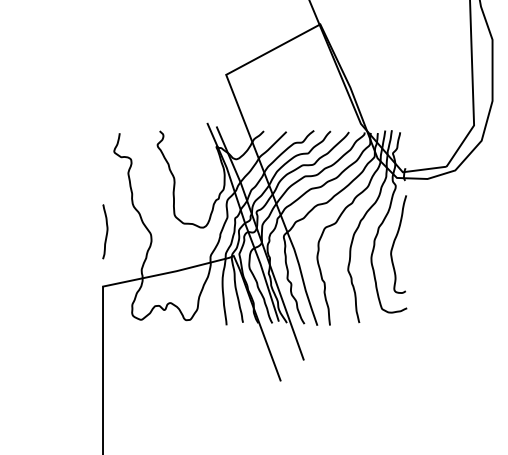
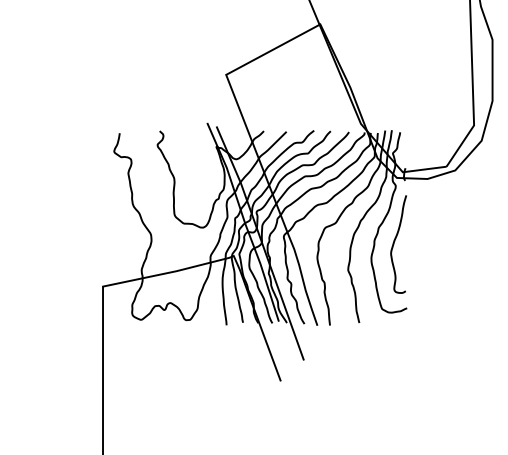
curve: present -> none (106, 231)
